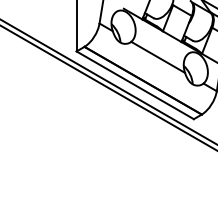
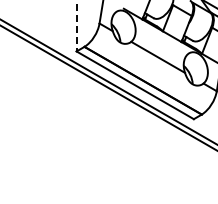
line: solid -> dashed (76, 26)
